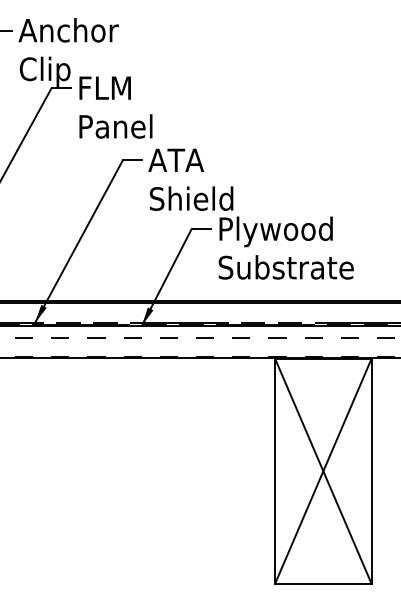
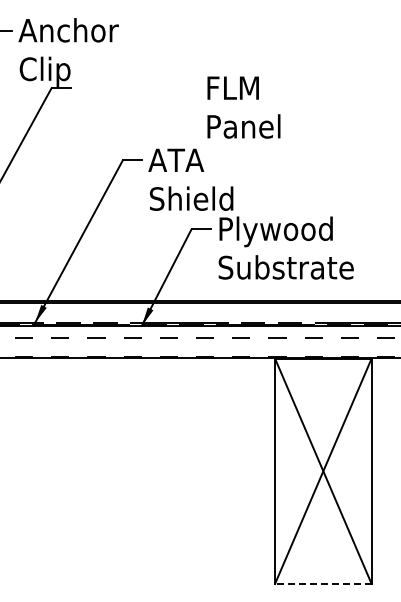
text position: (115, 107) -> (243, 107) (243, 107)
line: solid -> dashed (322, 583)
